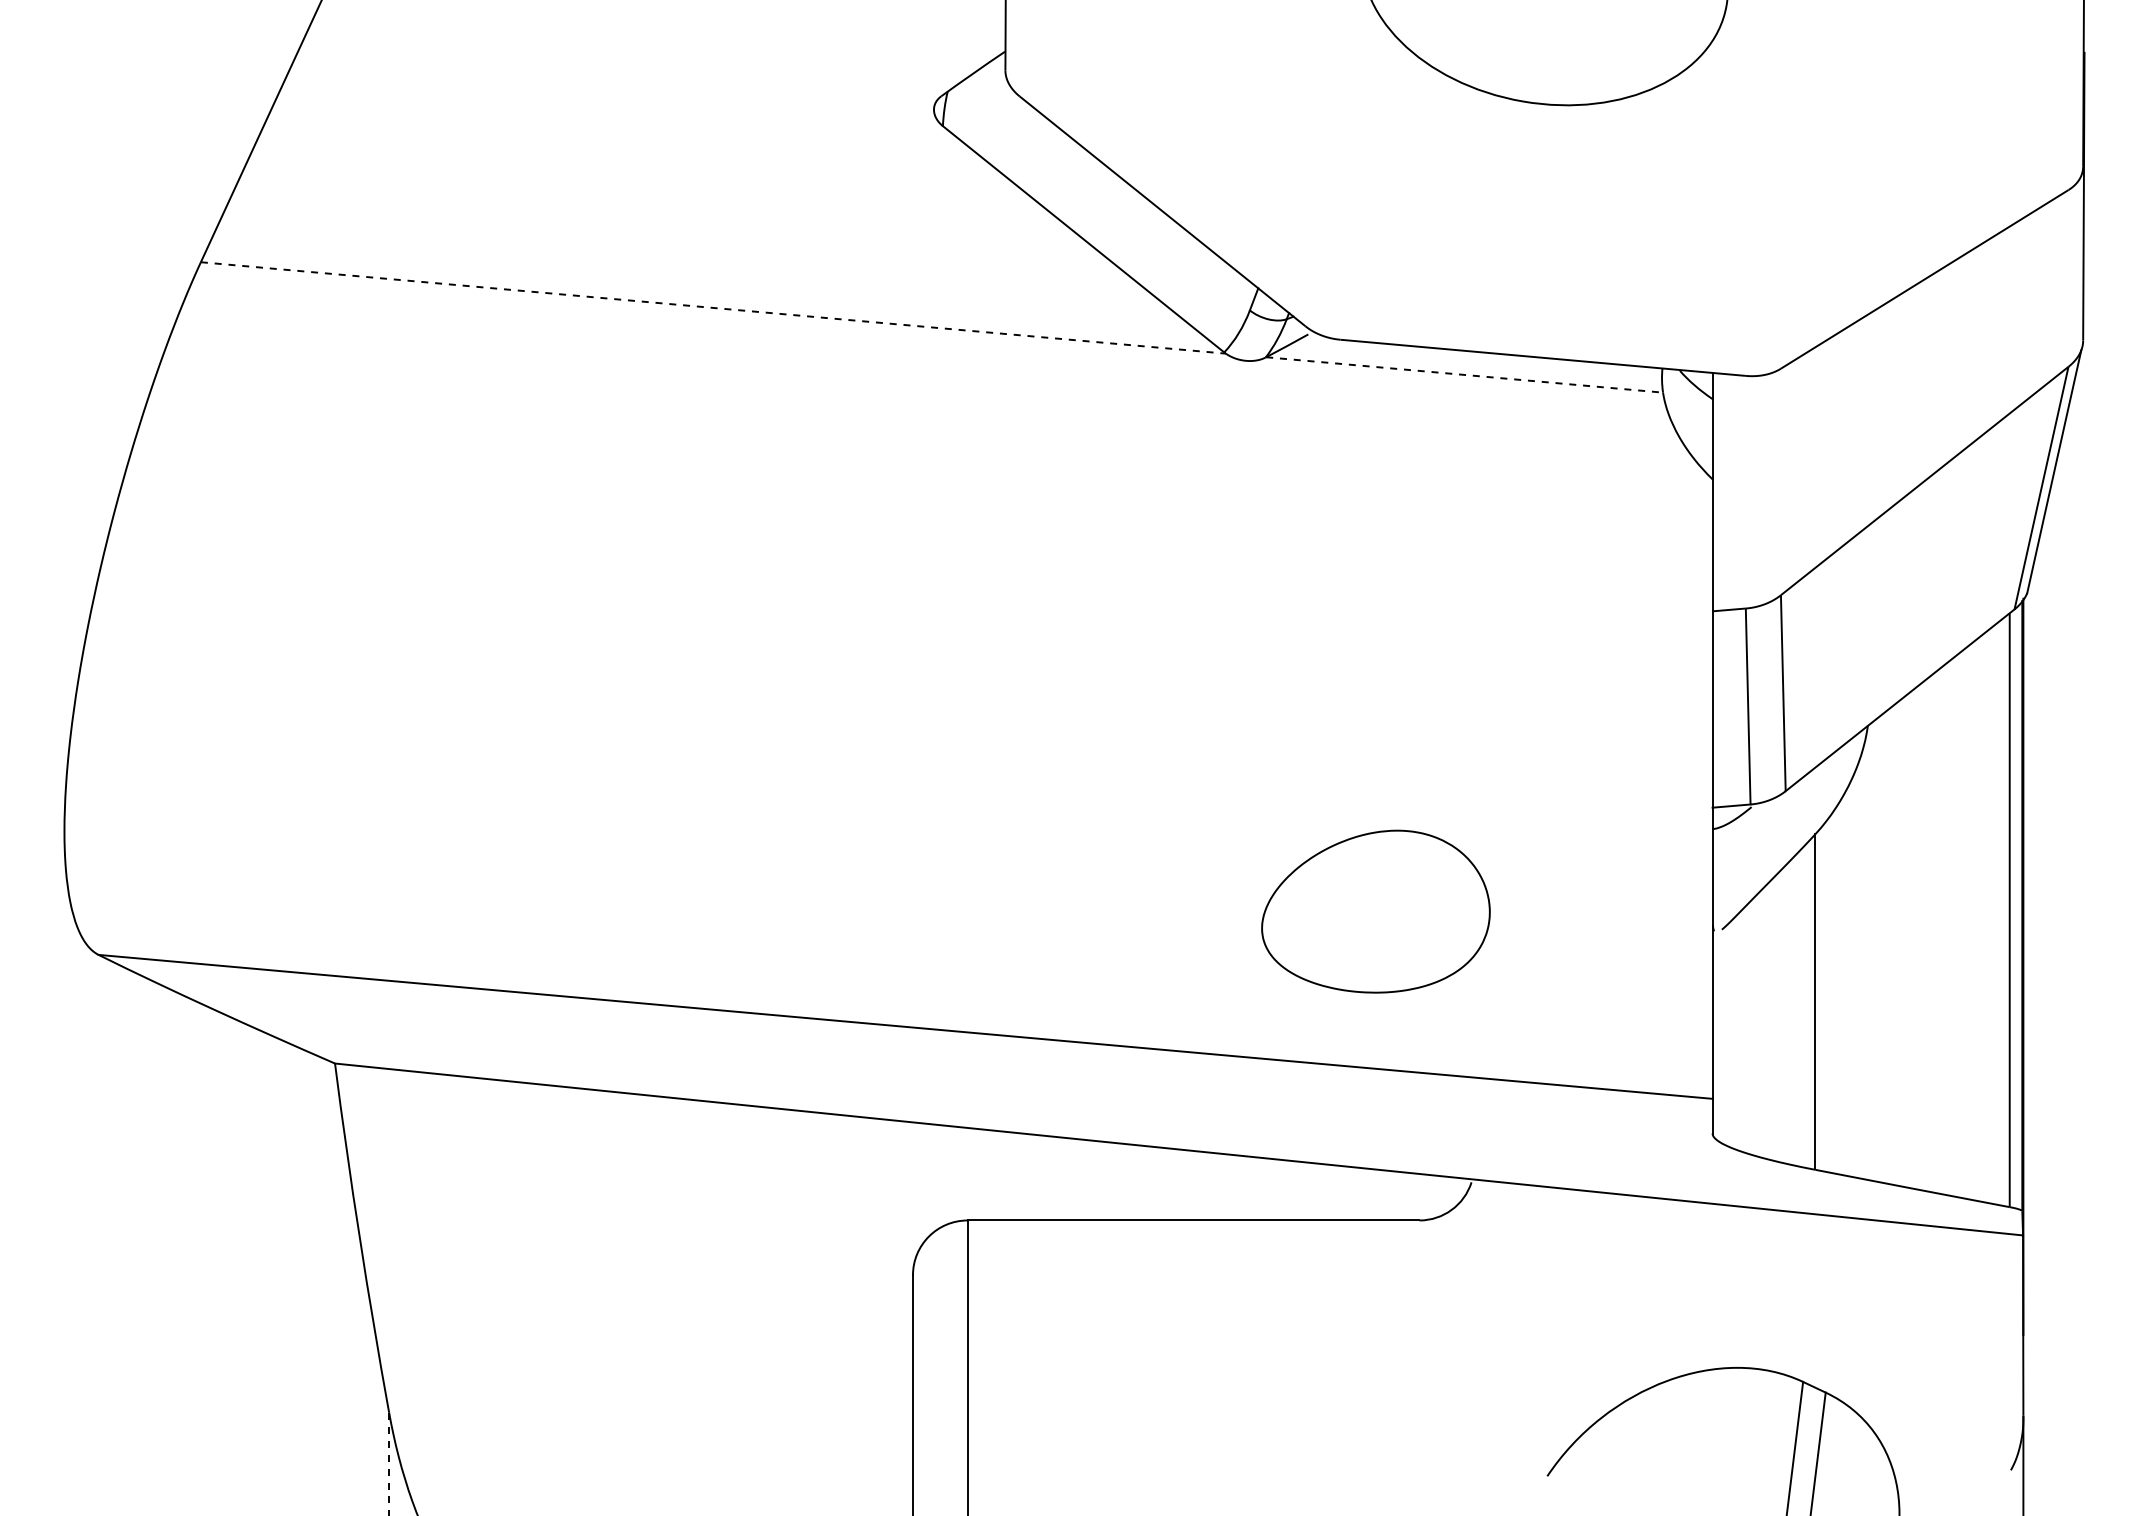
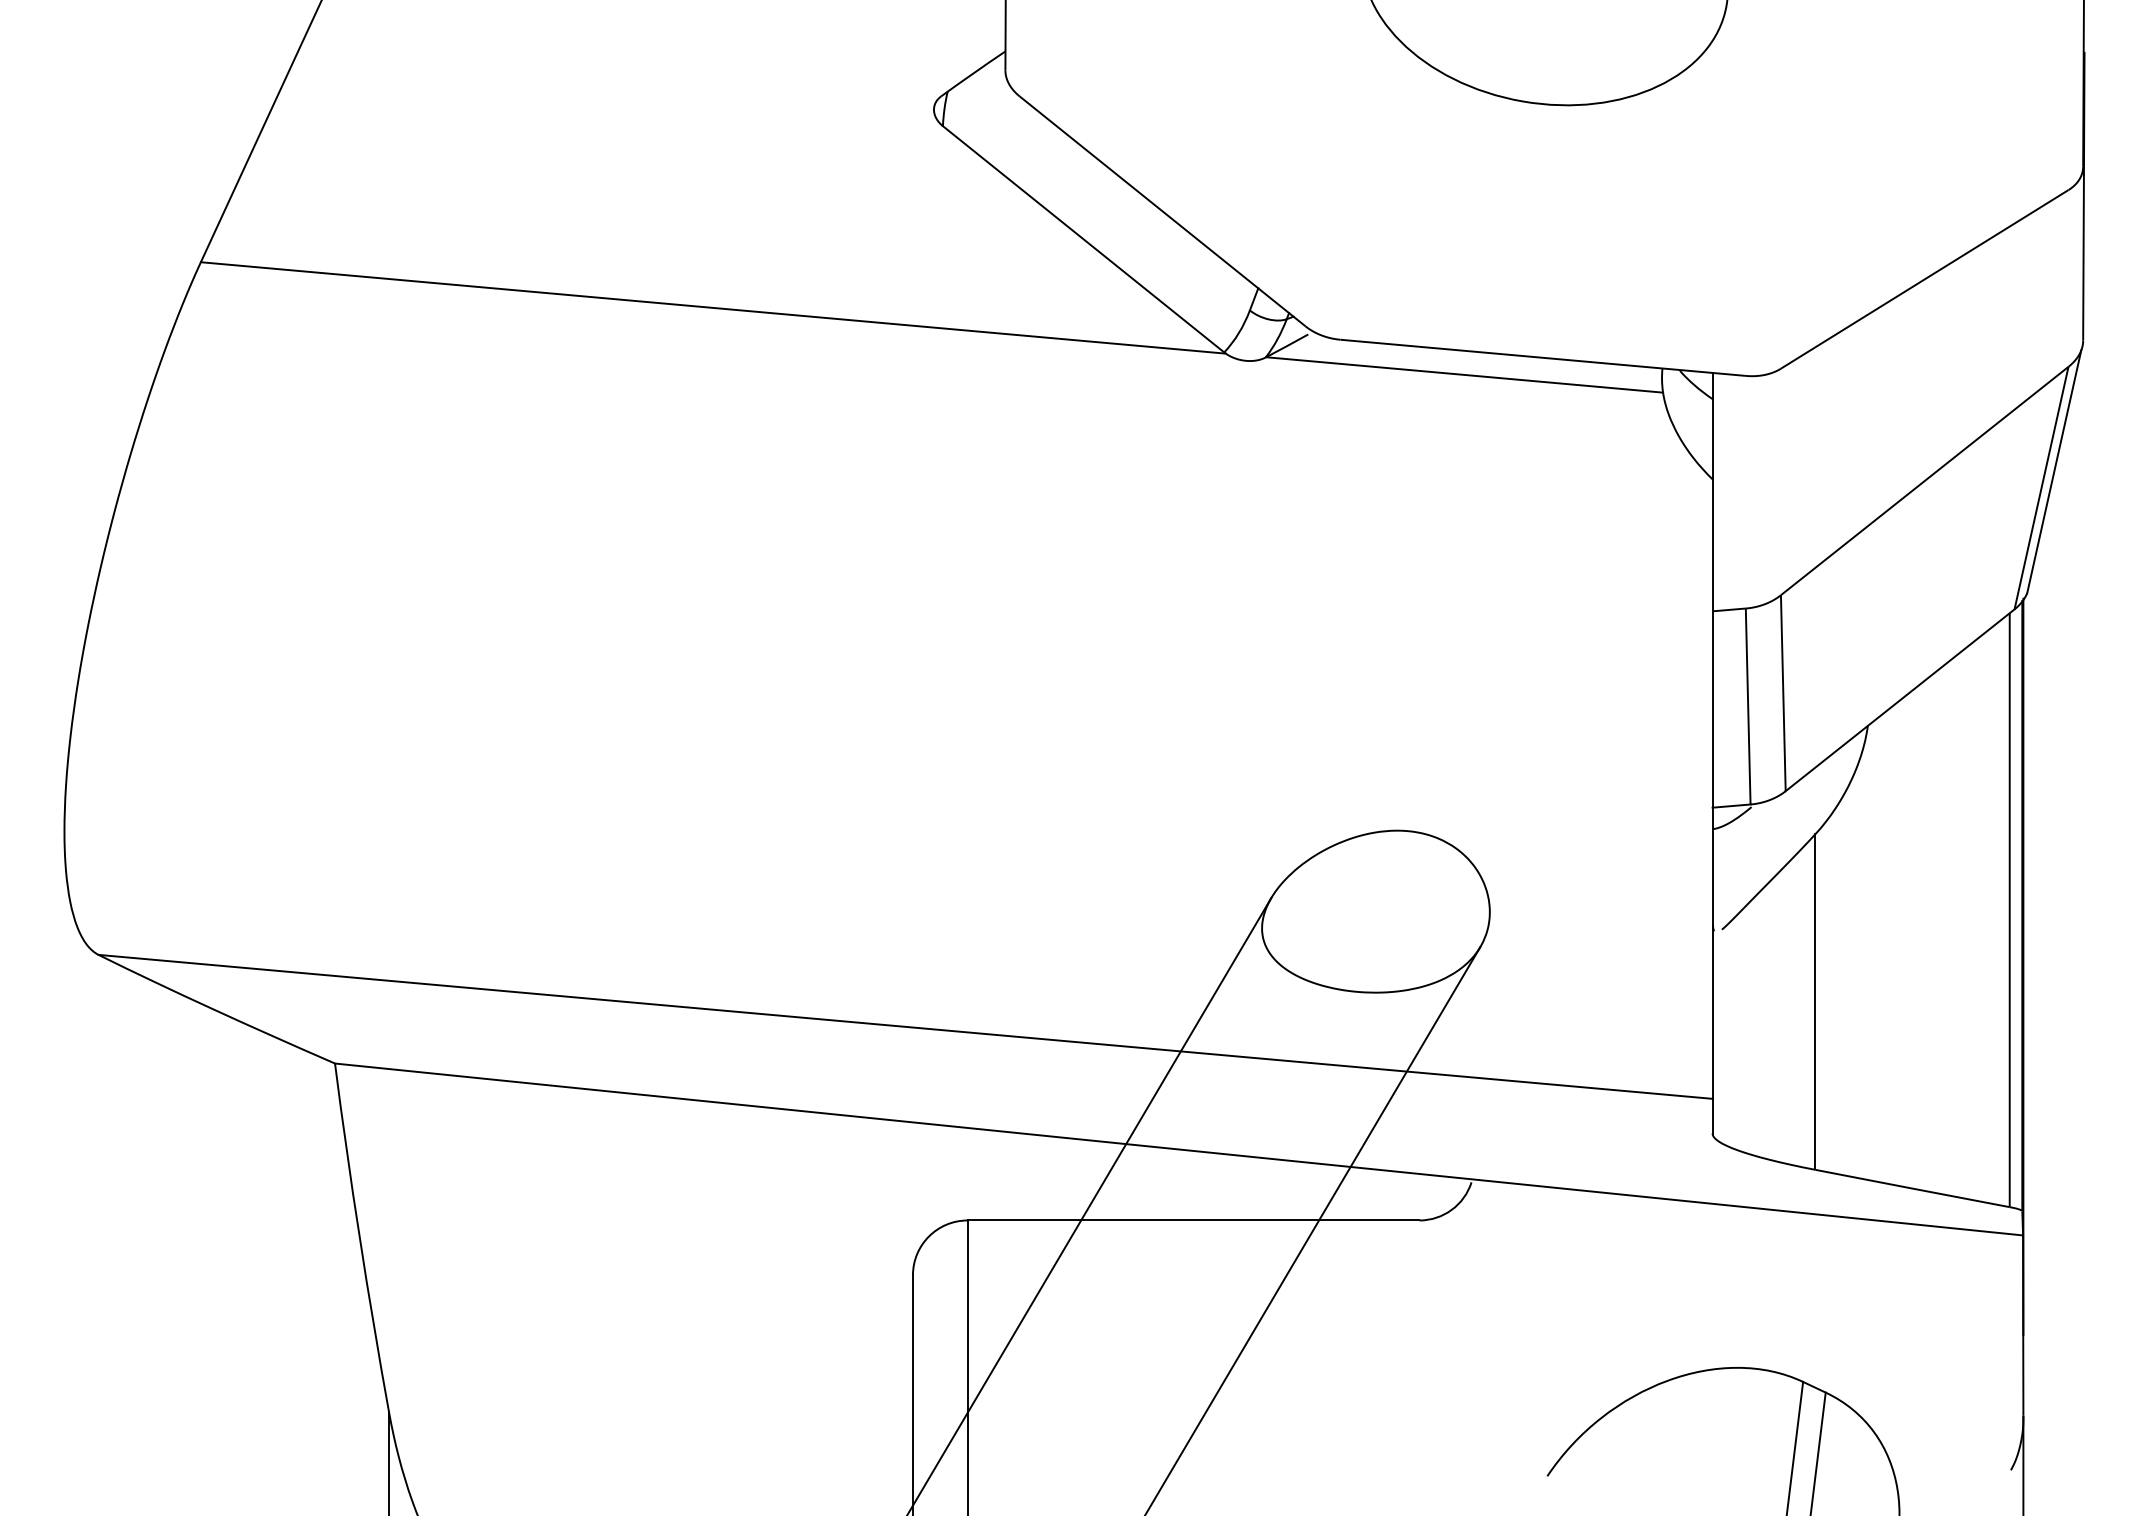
line: dashed -> solid (713, 307)
line: dashed -> solid (1465, 374)
line: none -> present (1090, 1204)
line: none -> present (1313, 1229)
line: dashed -> solid (389, 1463)
